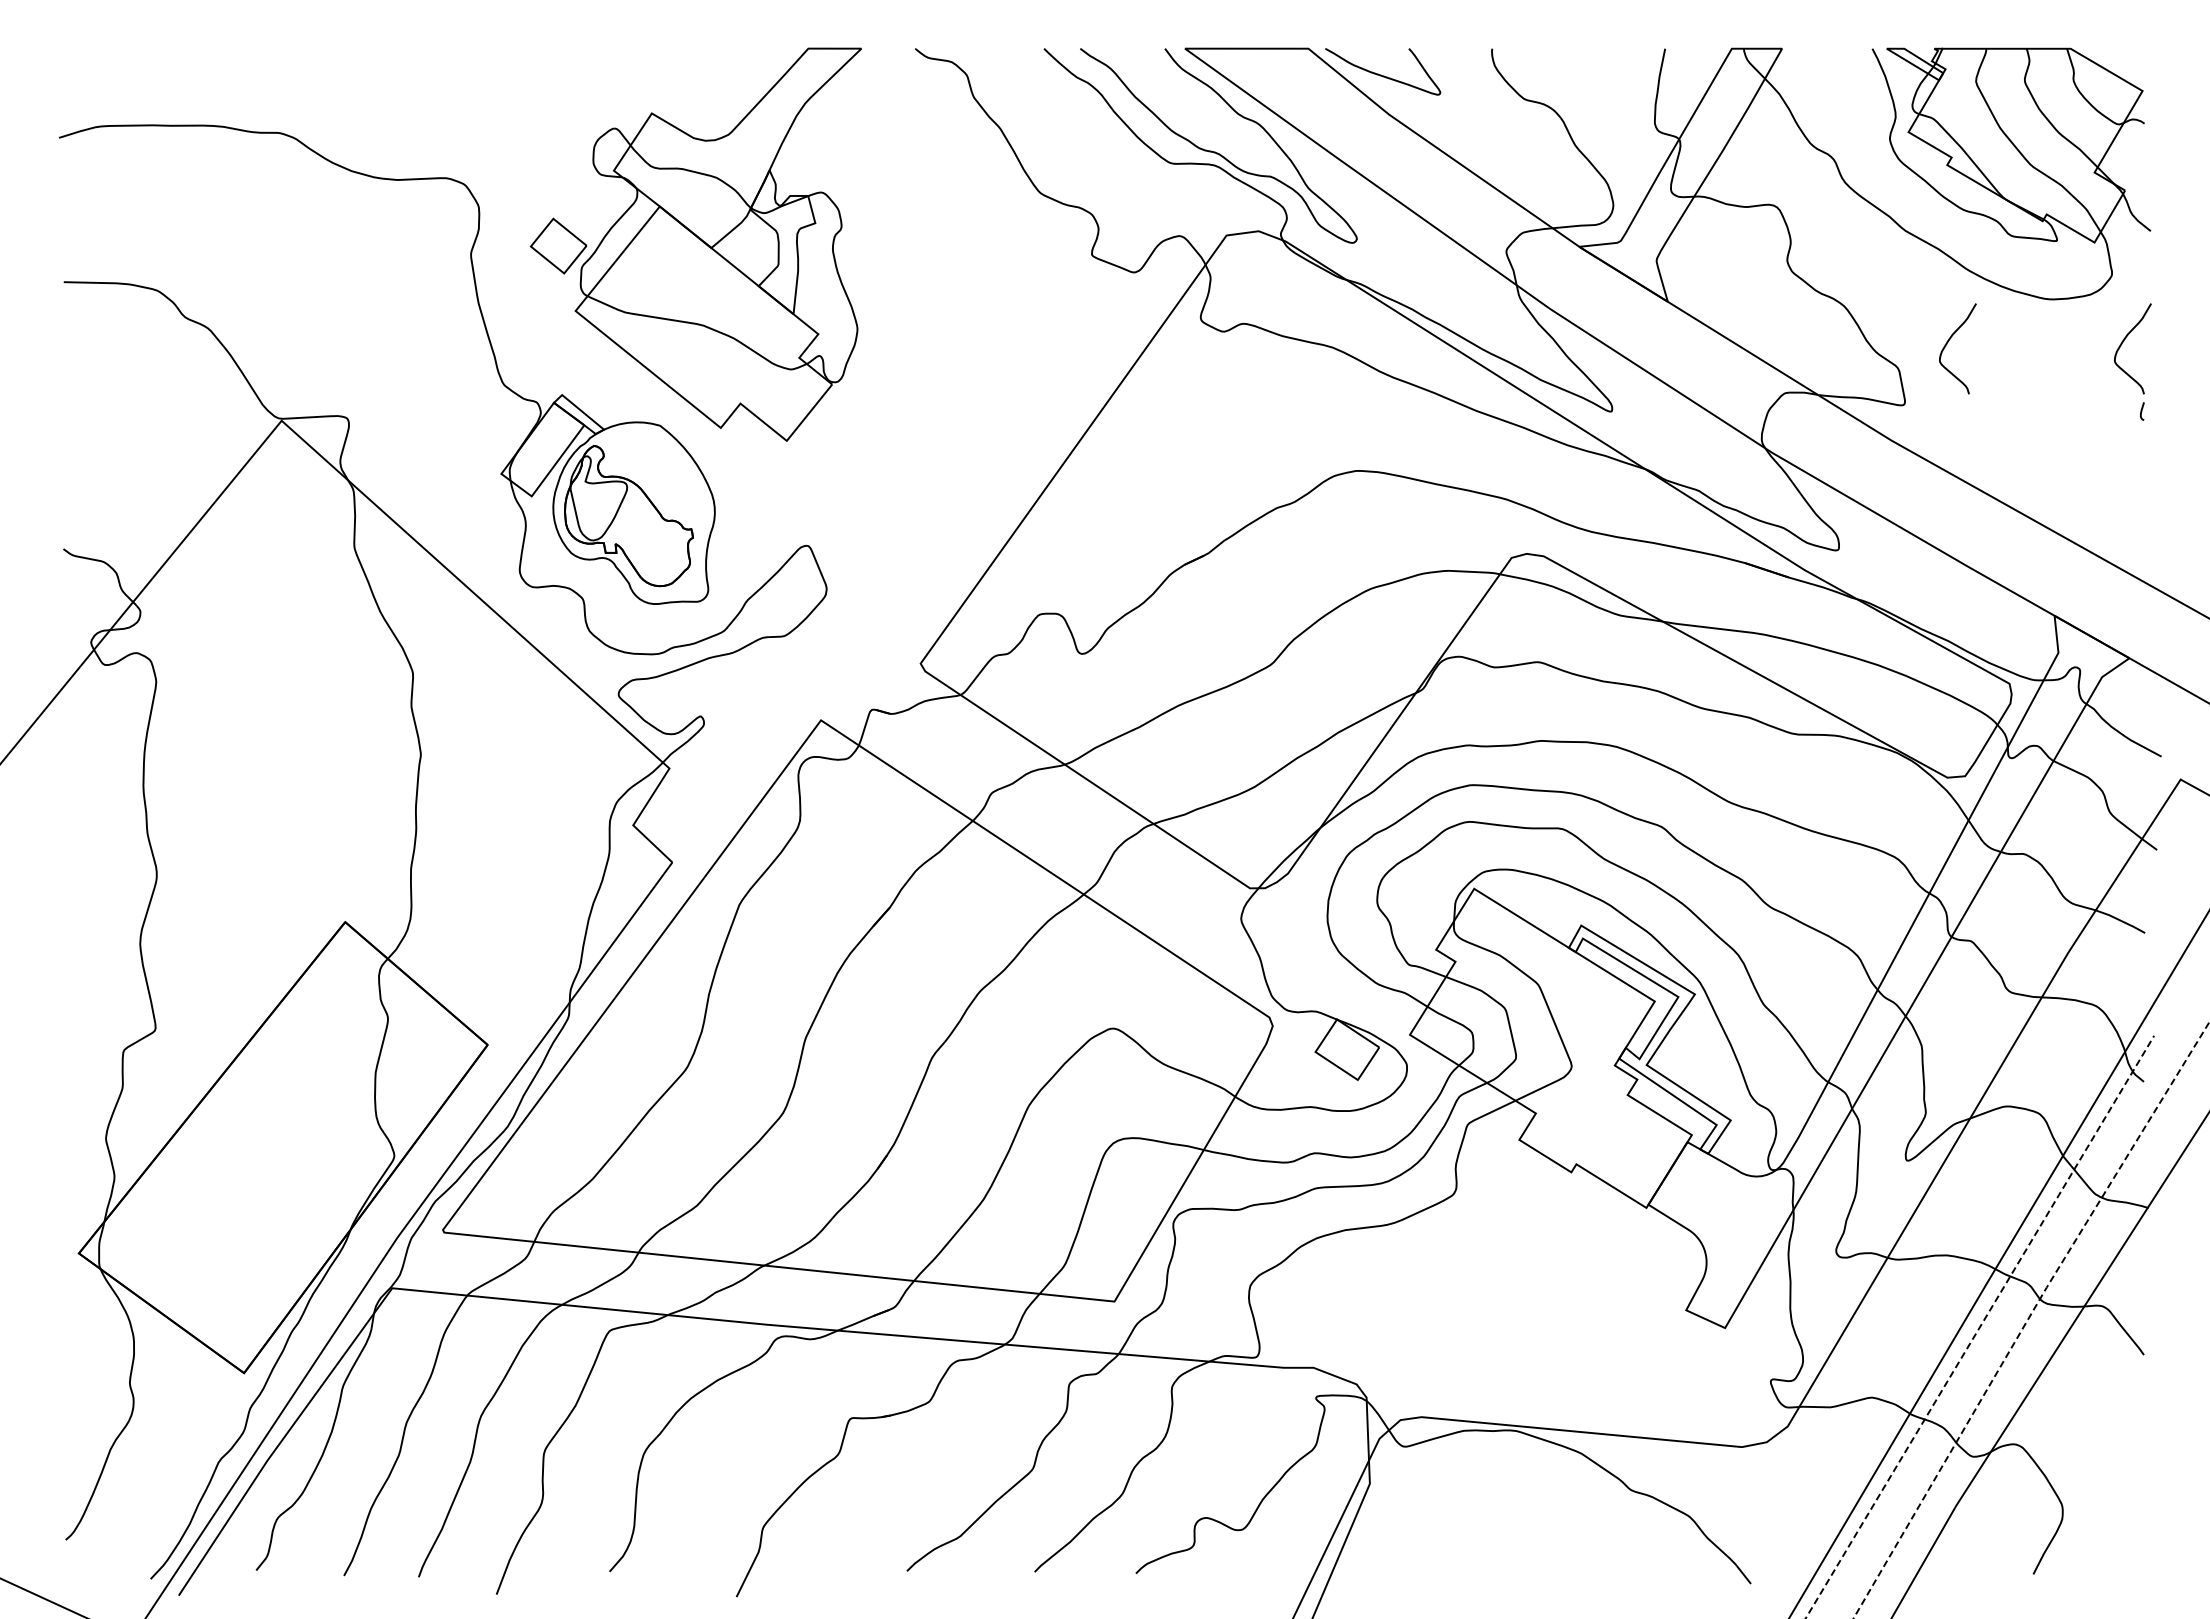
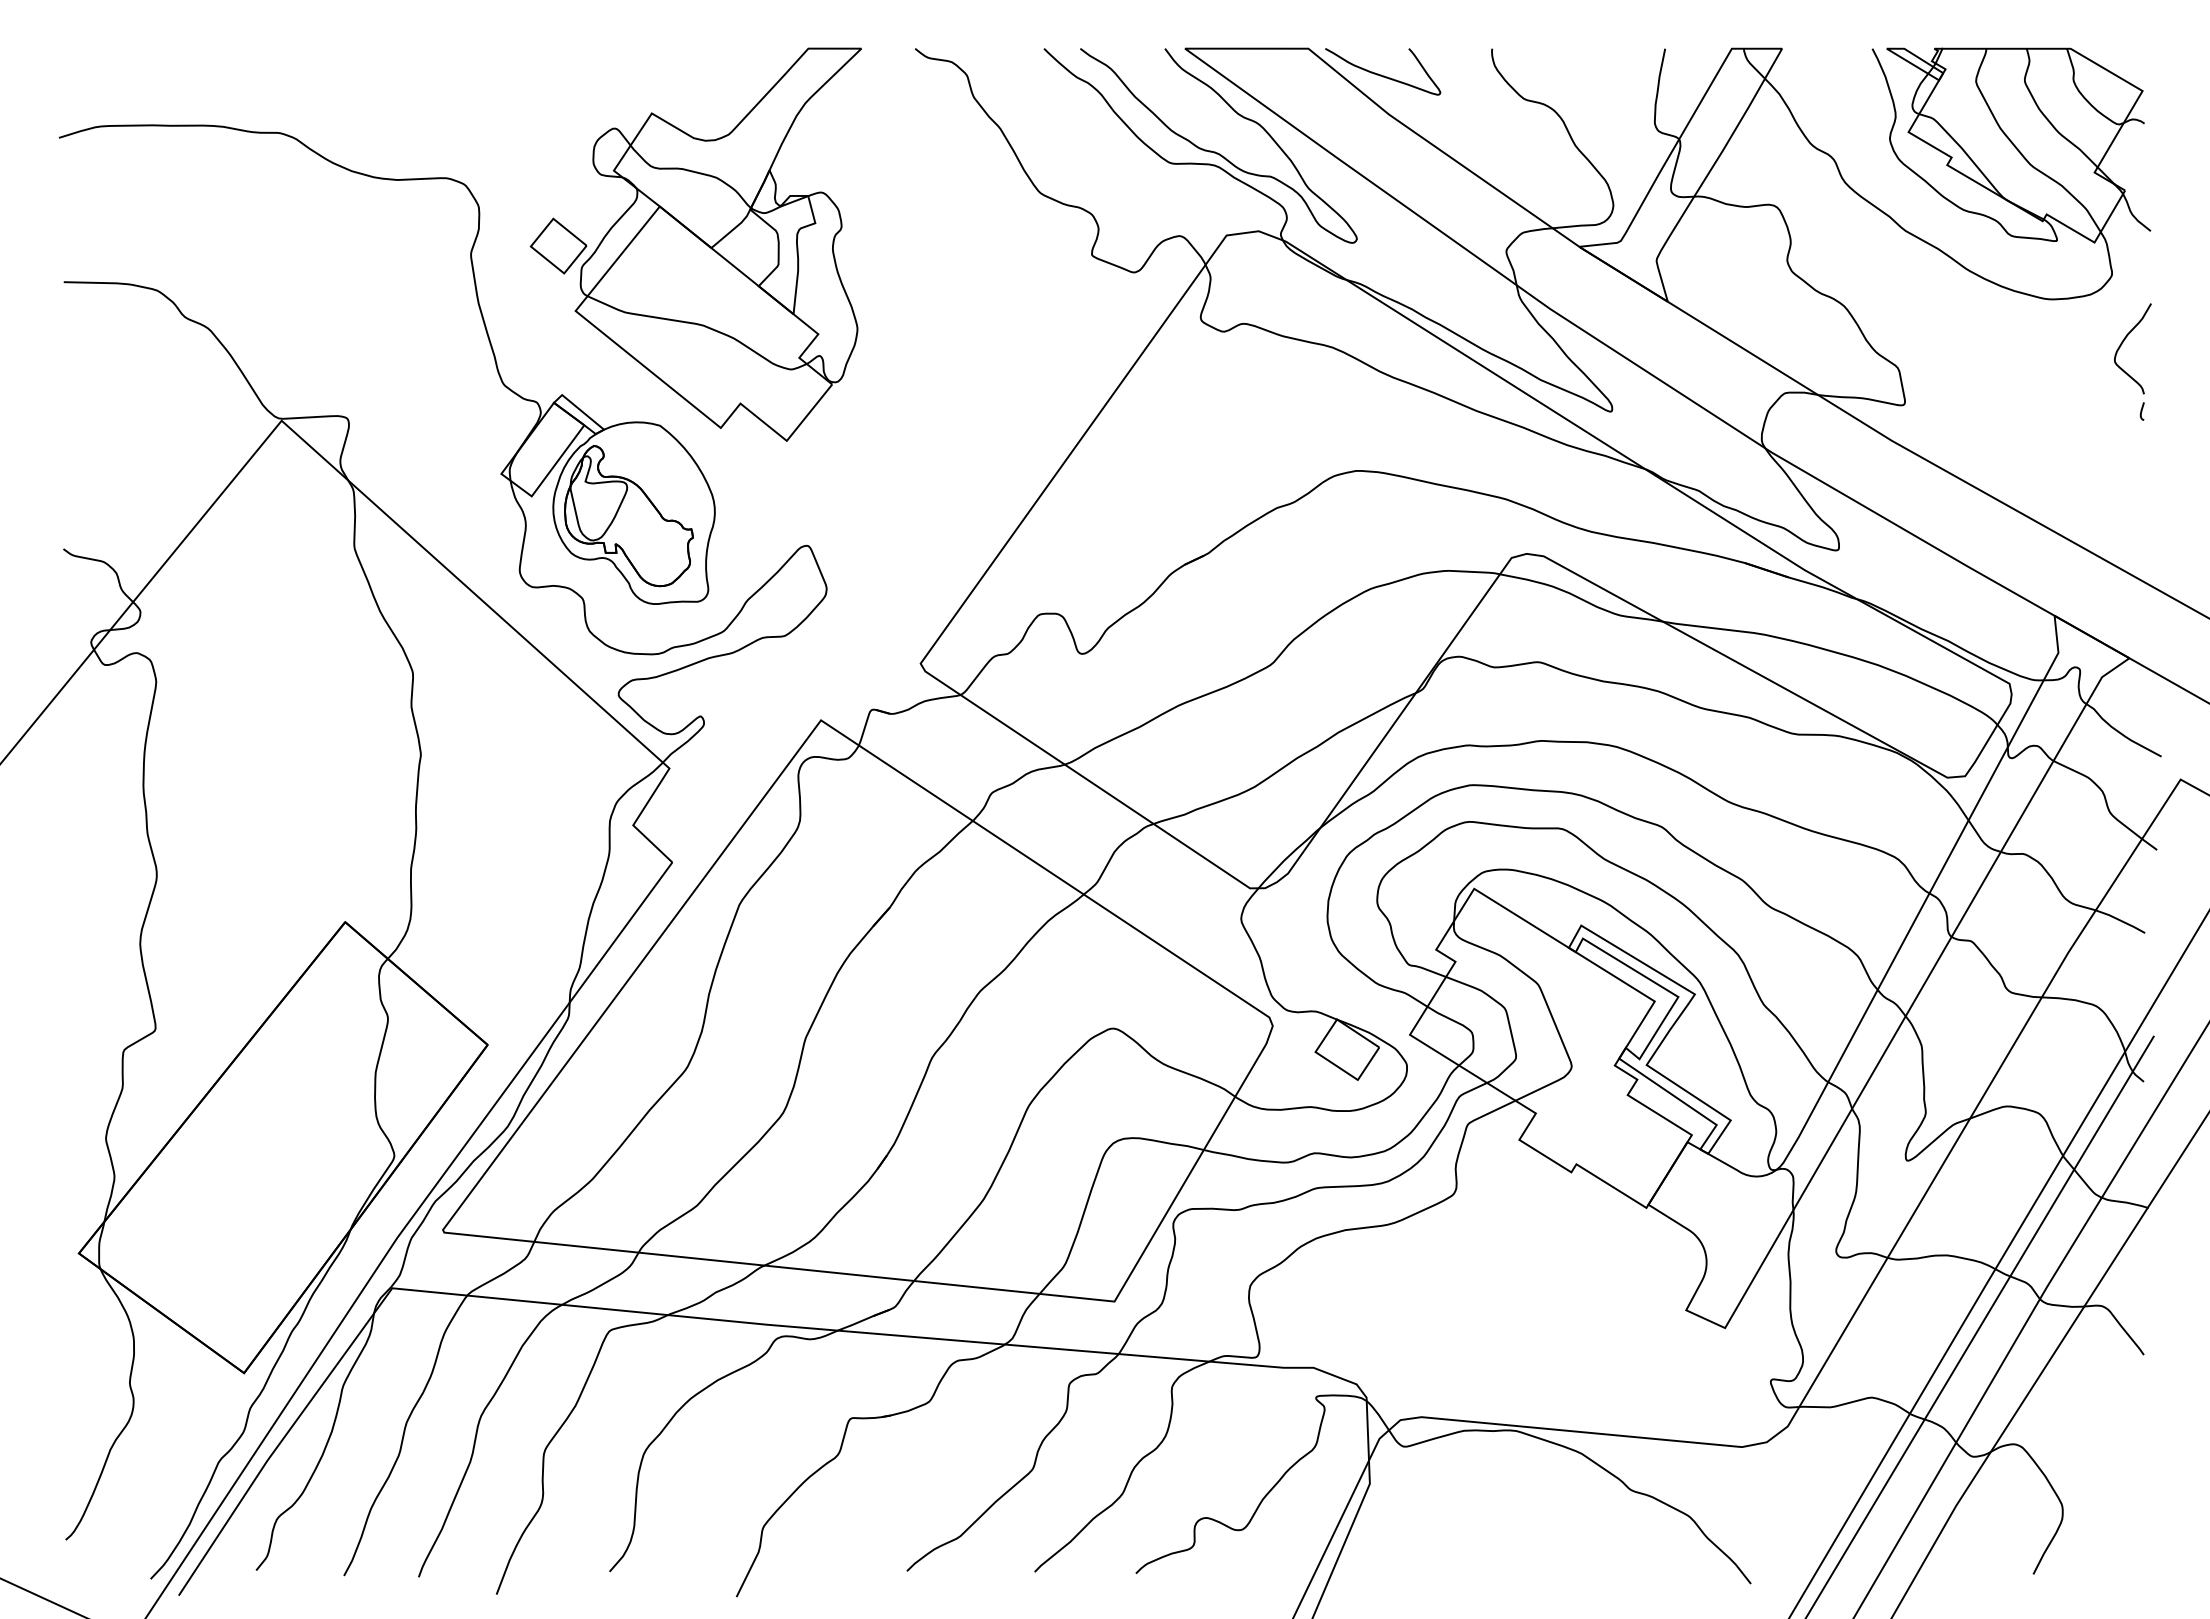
curve: present -> none (1949, 341)
line: dashed -> solid (2029, 1317)
line: dashed -> solid (1980, 1326)
